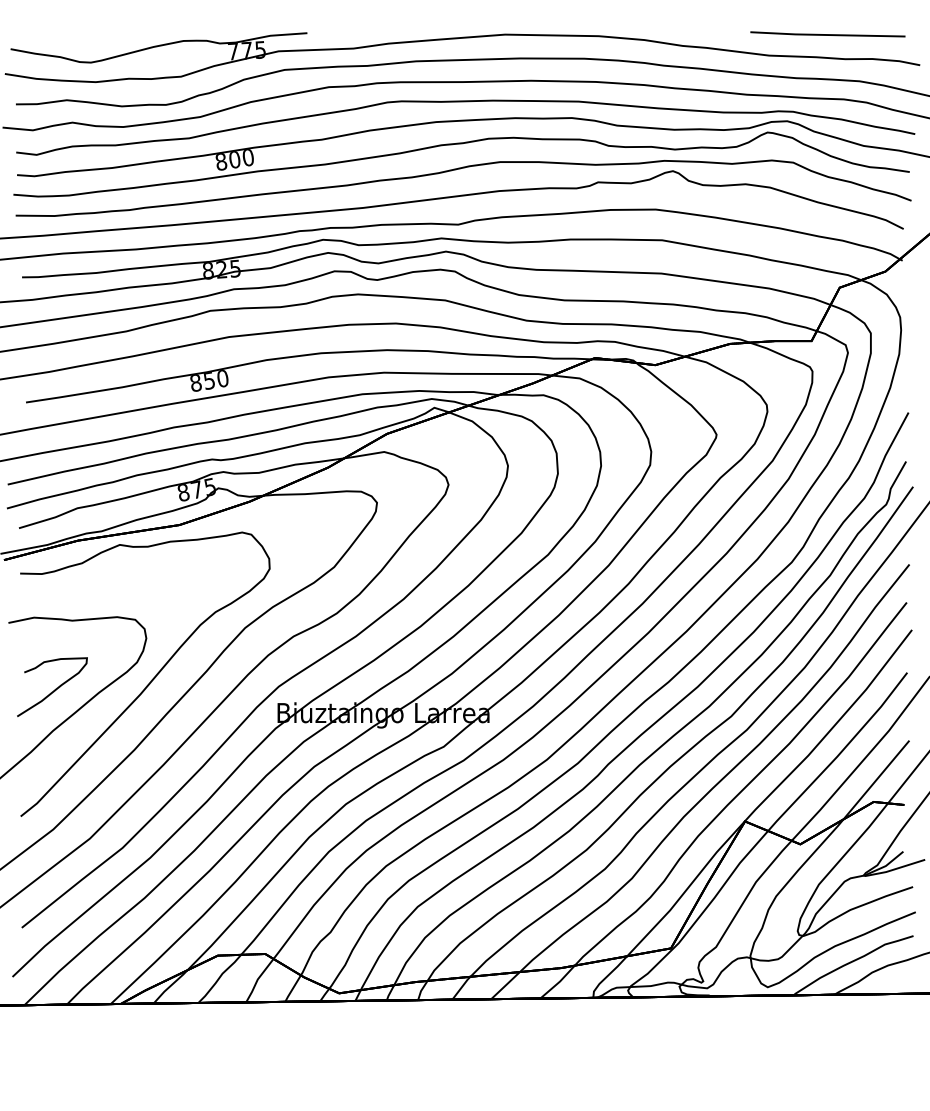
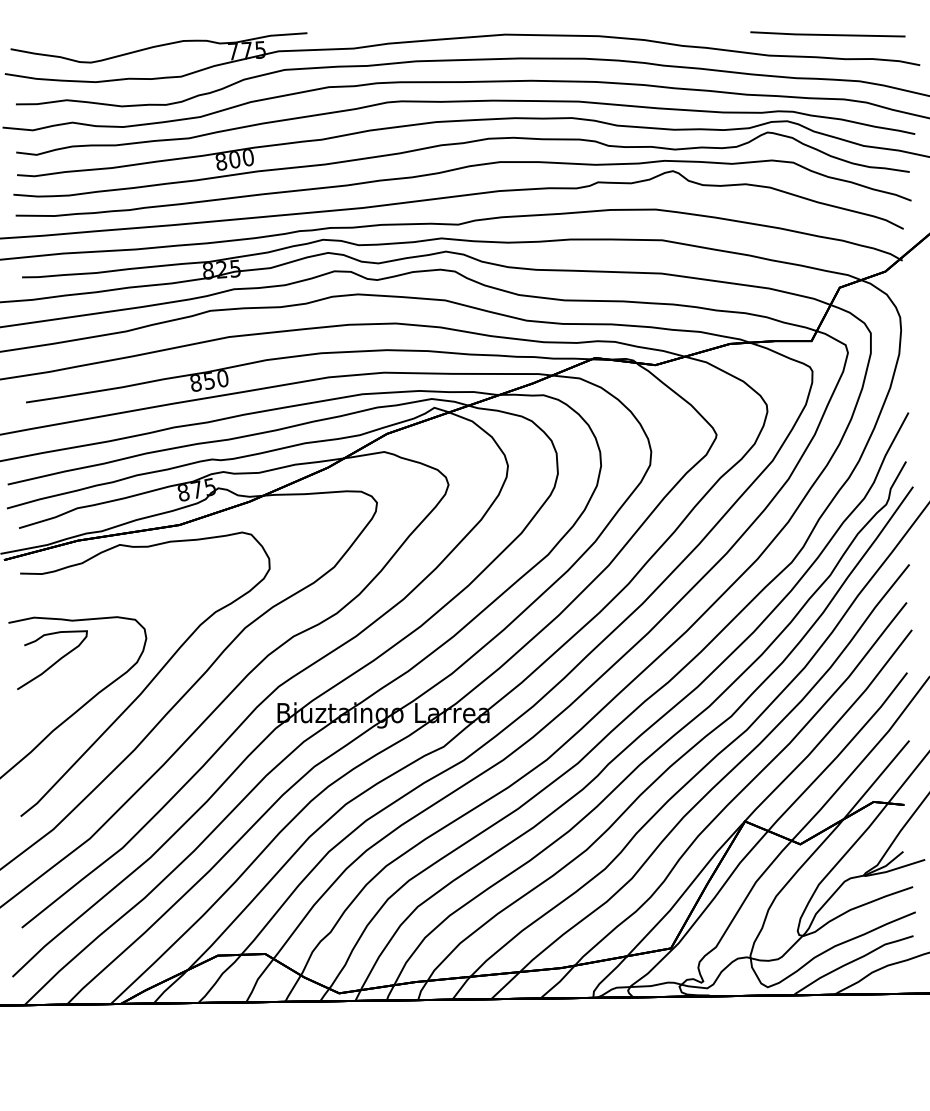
curve position: (55, 688) -> (55, 661) (55, 661)
